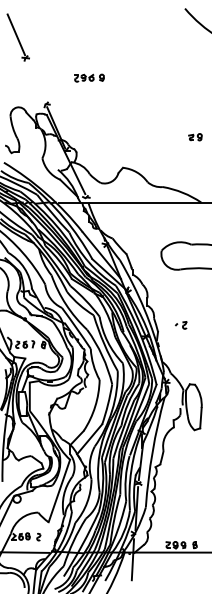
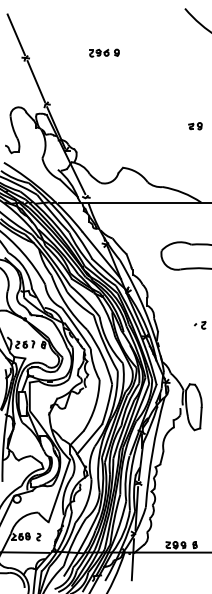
part position: (89, 77) -> (104, 52) (104, 52)
line: none -> present (35, 81)
part position: (195, 137) -> (195, 126) (195, 126)
part position: (181, 325) -> (200, 325) (200, 325)
